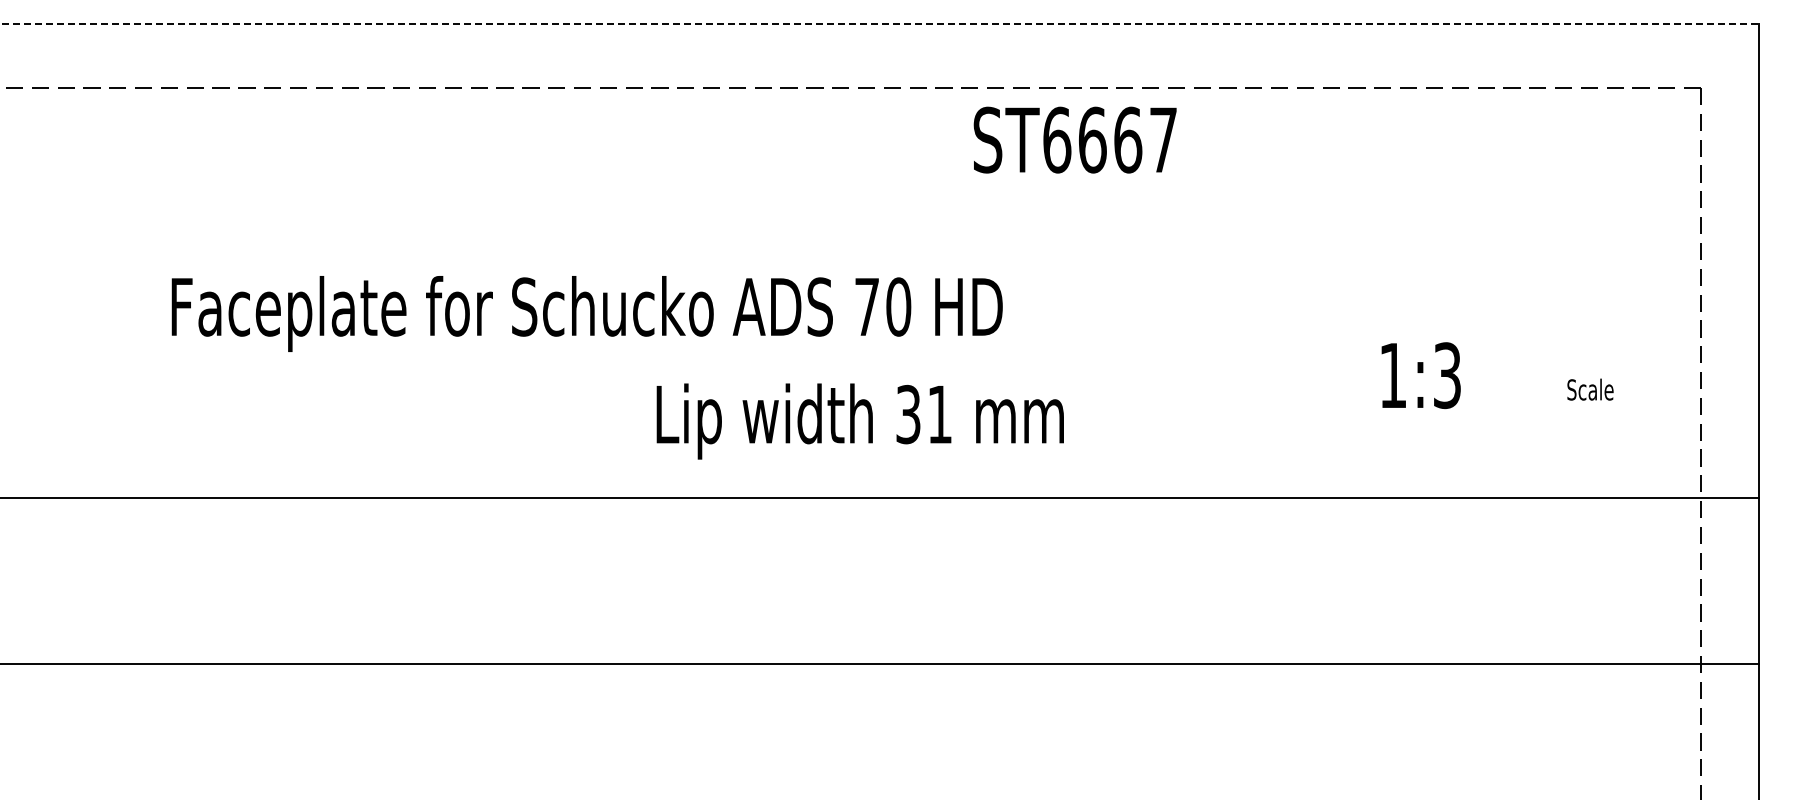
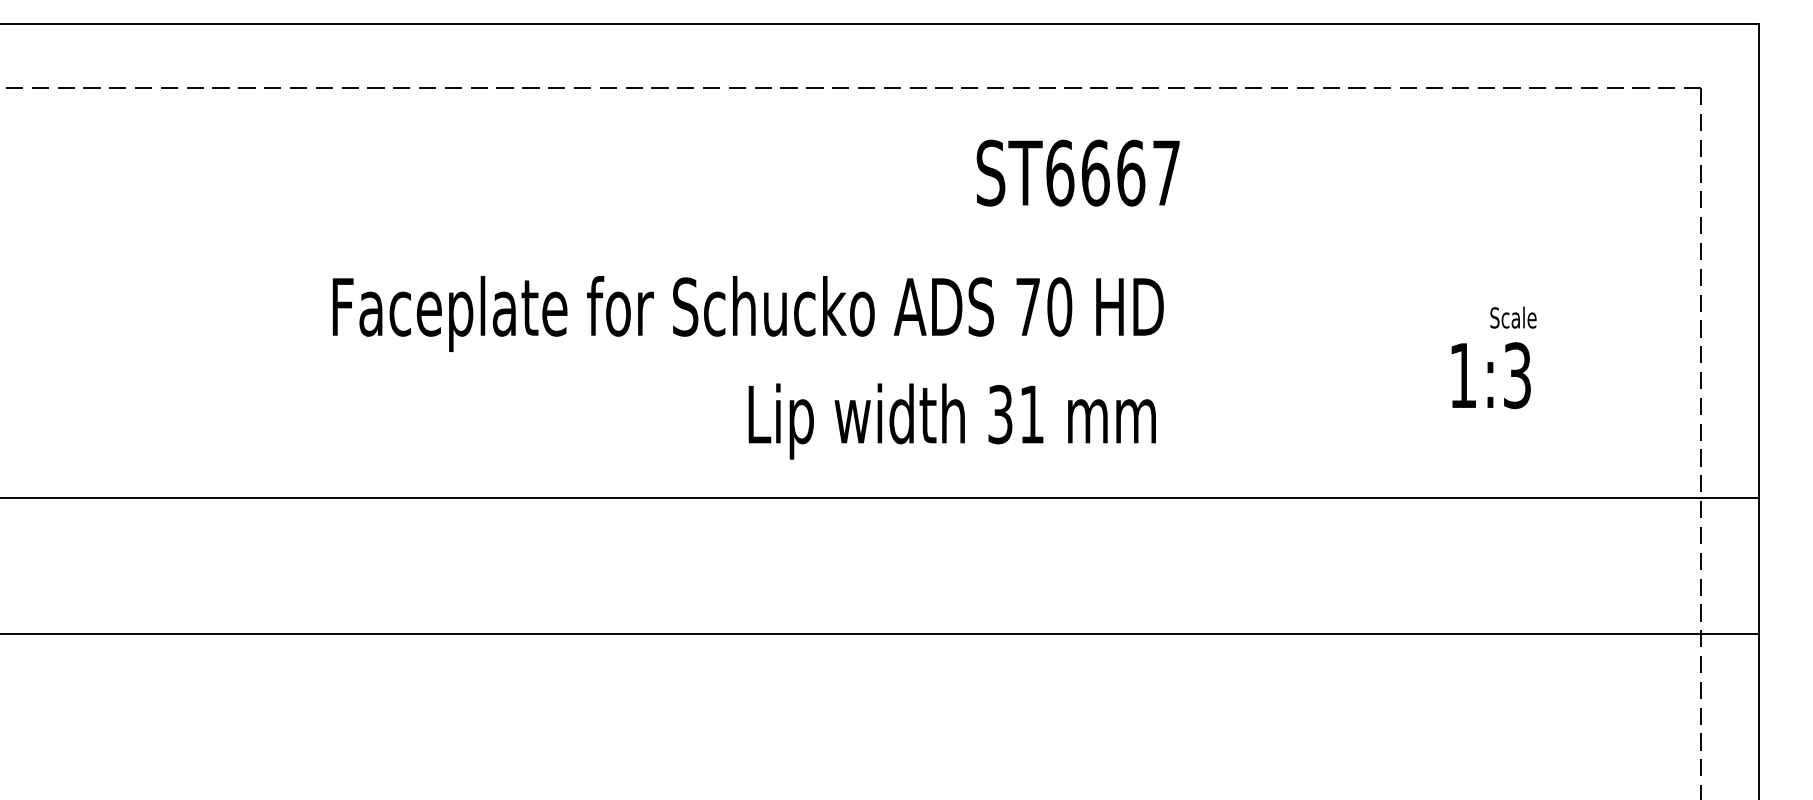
line: dashed -> solid (879, 23)
text position: (1074, 139) -> (1077, 172) (1077, 172)
text position: (586, 313) -> (747, 313) (747, 313)
text position: (1420, 375) -> (1490, 375) (1490, 375)
text position: (1590, 389) -> (1513, 317) (1513, 317)
text position: (859, 421) -> (951, 421) (951, 421)
line position: (880, 663) -> (880, 633) (880, 633)
